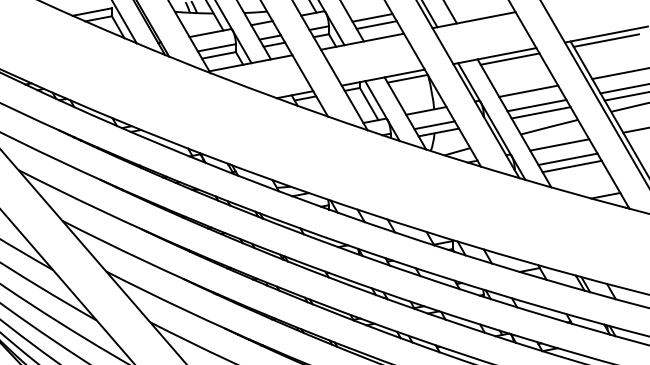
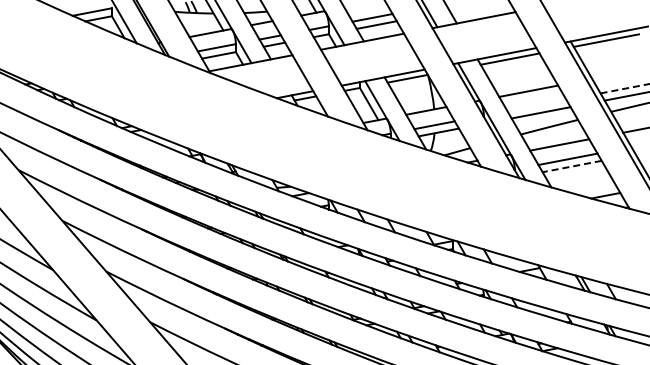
line: present -> none (619, 73)
line: solid -> dashed (624, 88)
line: present -> none (536, 105)
line: solid -> dashed (571, 166)
